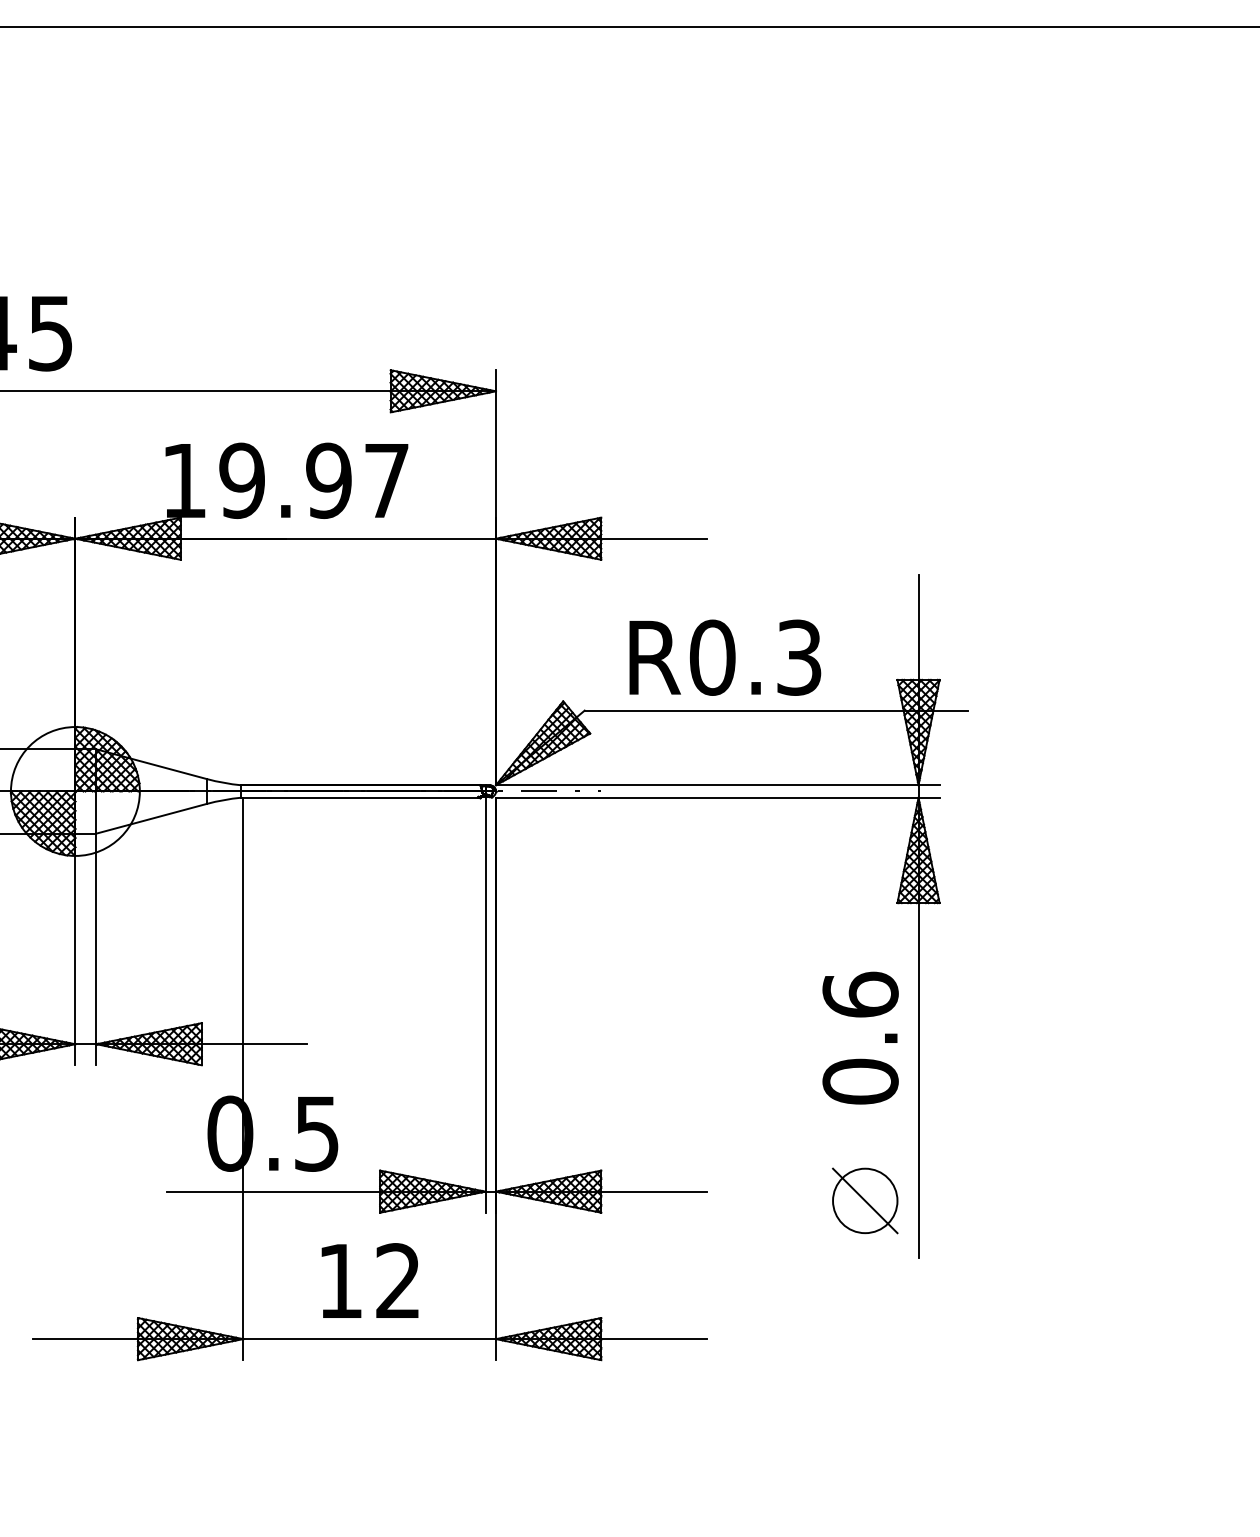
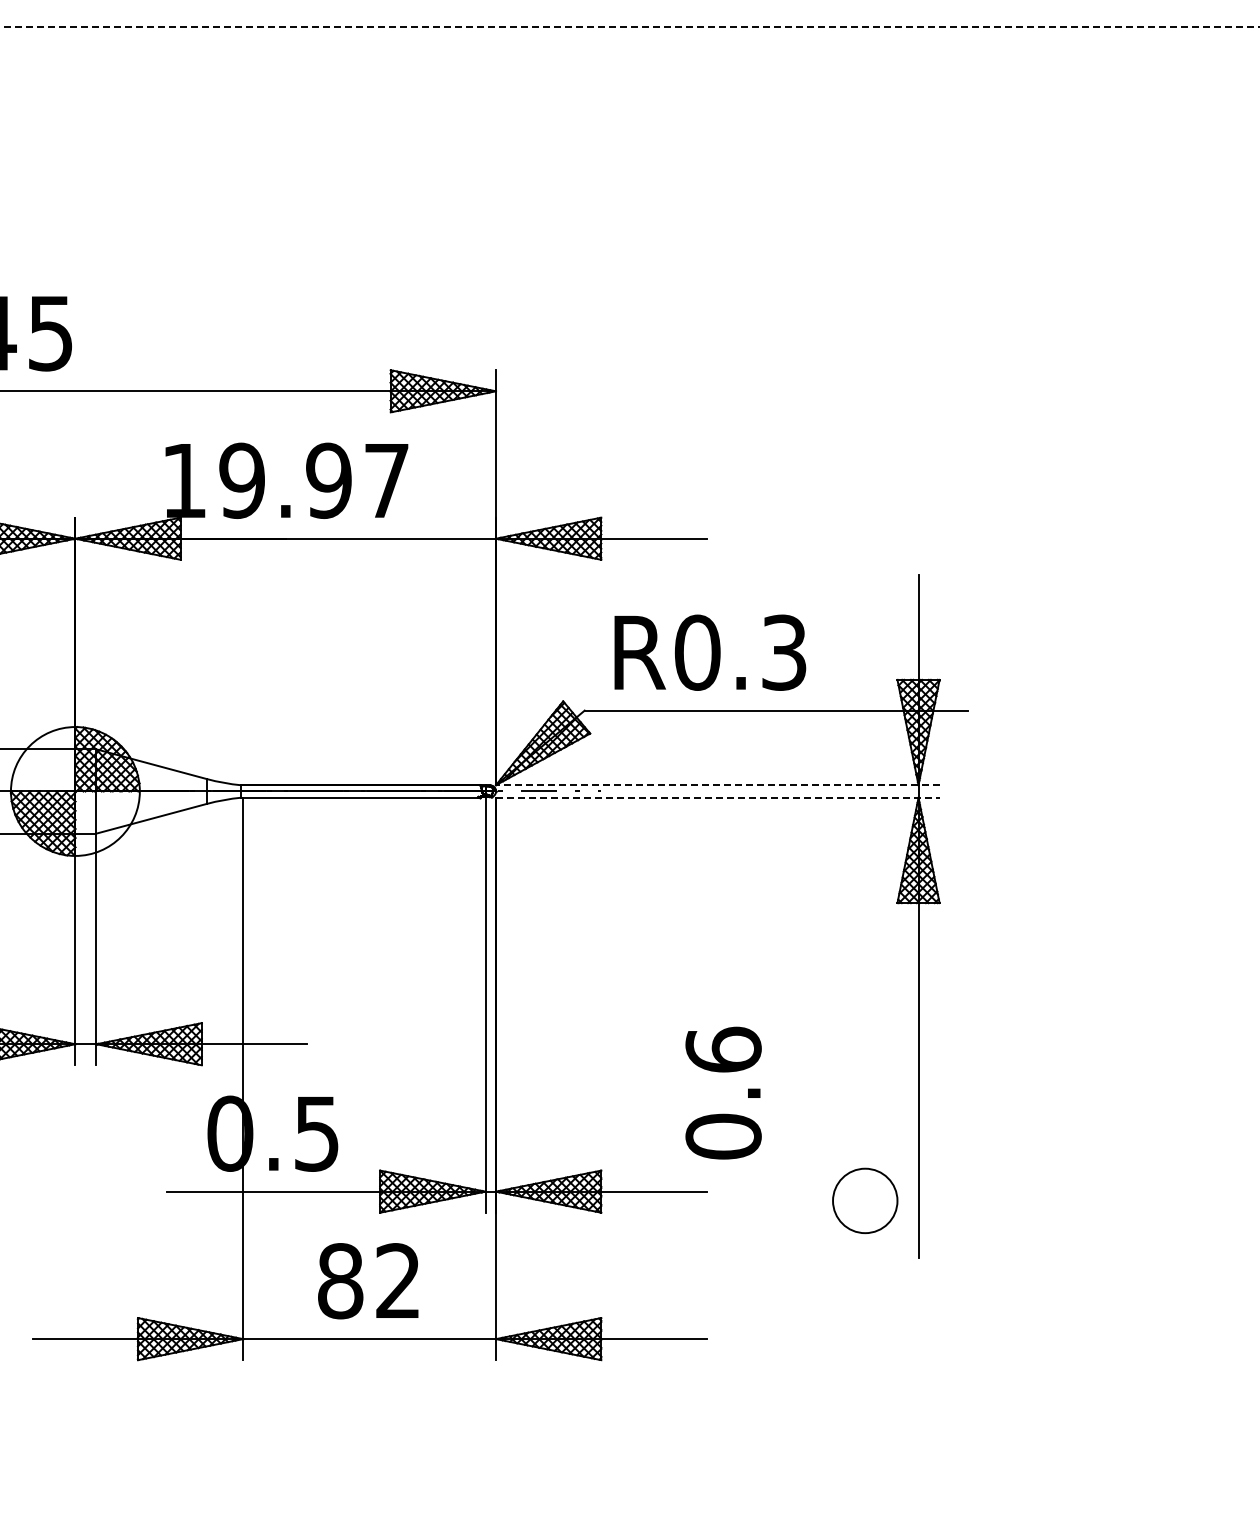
line: solid -> dashed (629, 26)
text position: (725, 657) -> (710, 652) (710, 652)
line: solid -> dashed (717, 785)
line: solid -> dashed (717, 797)
text position: (860, 1037) -> (723, 1092) (723, 1092)
line: present -> none (865, 1200)
text: 12 -> 82 (340, 1281)
